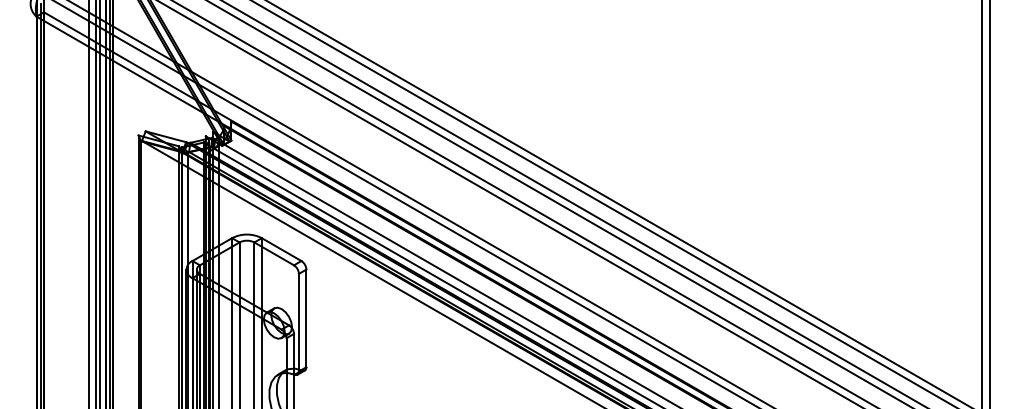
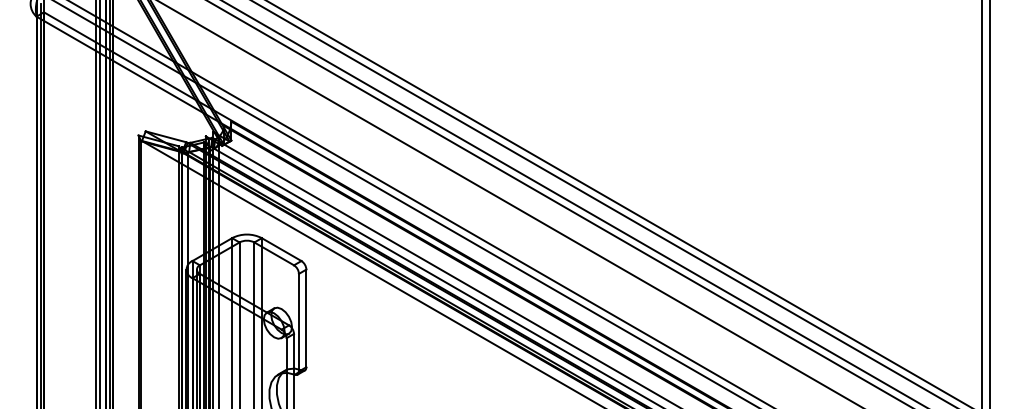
line: present -> none (88, 203)
line: present -> none (524, 203)
